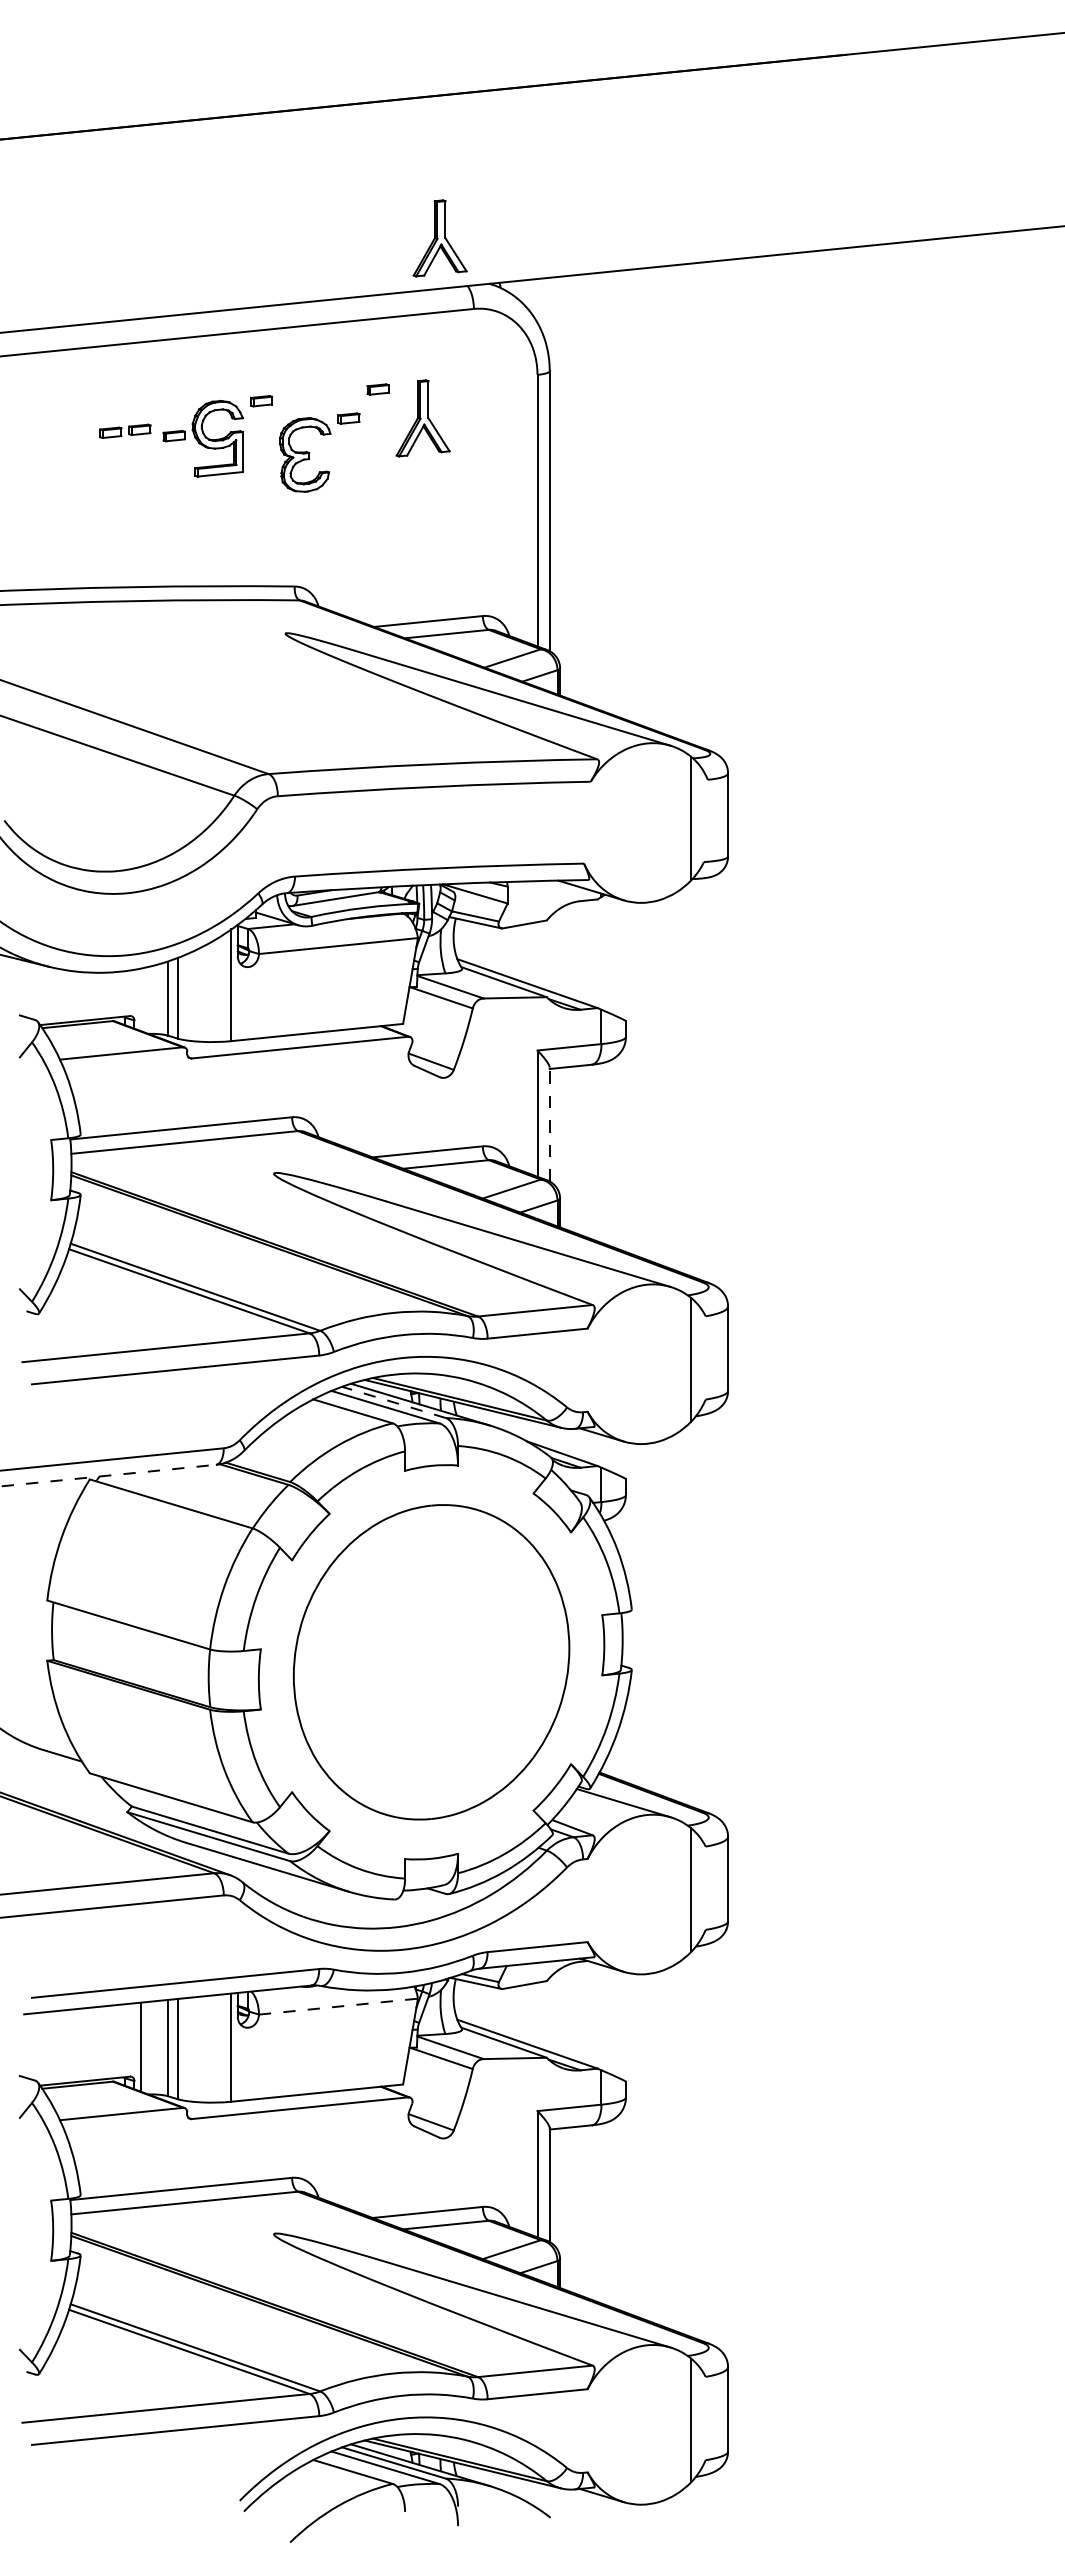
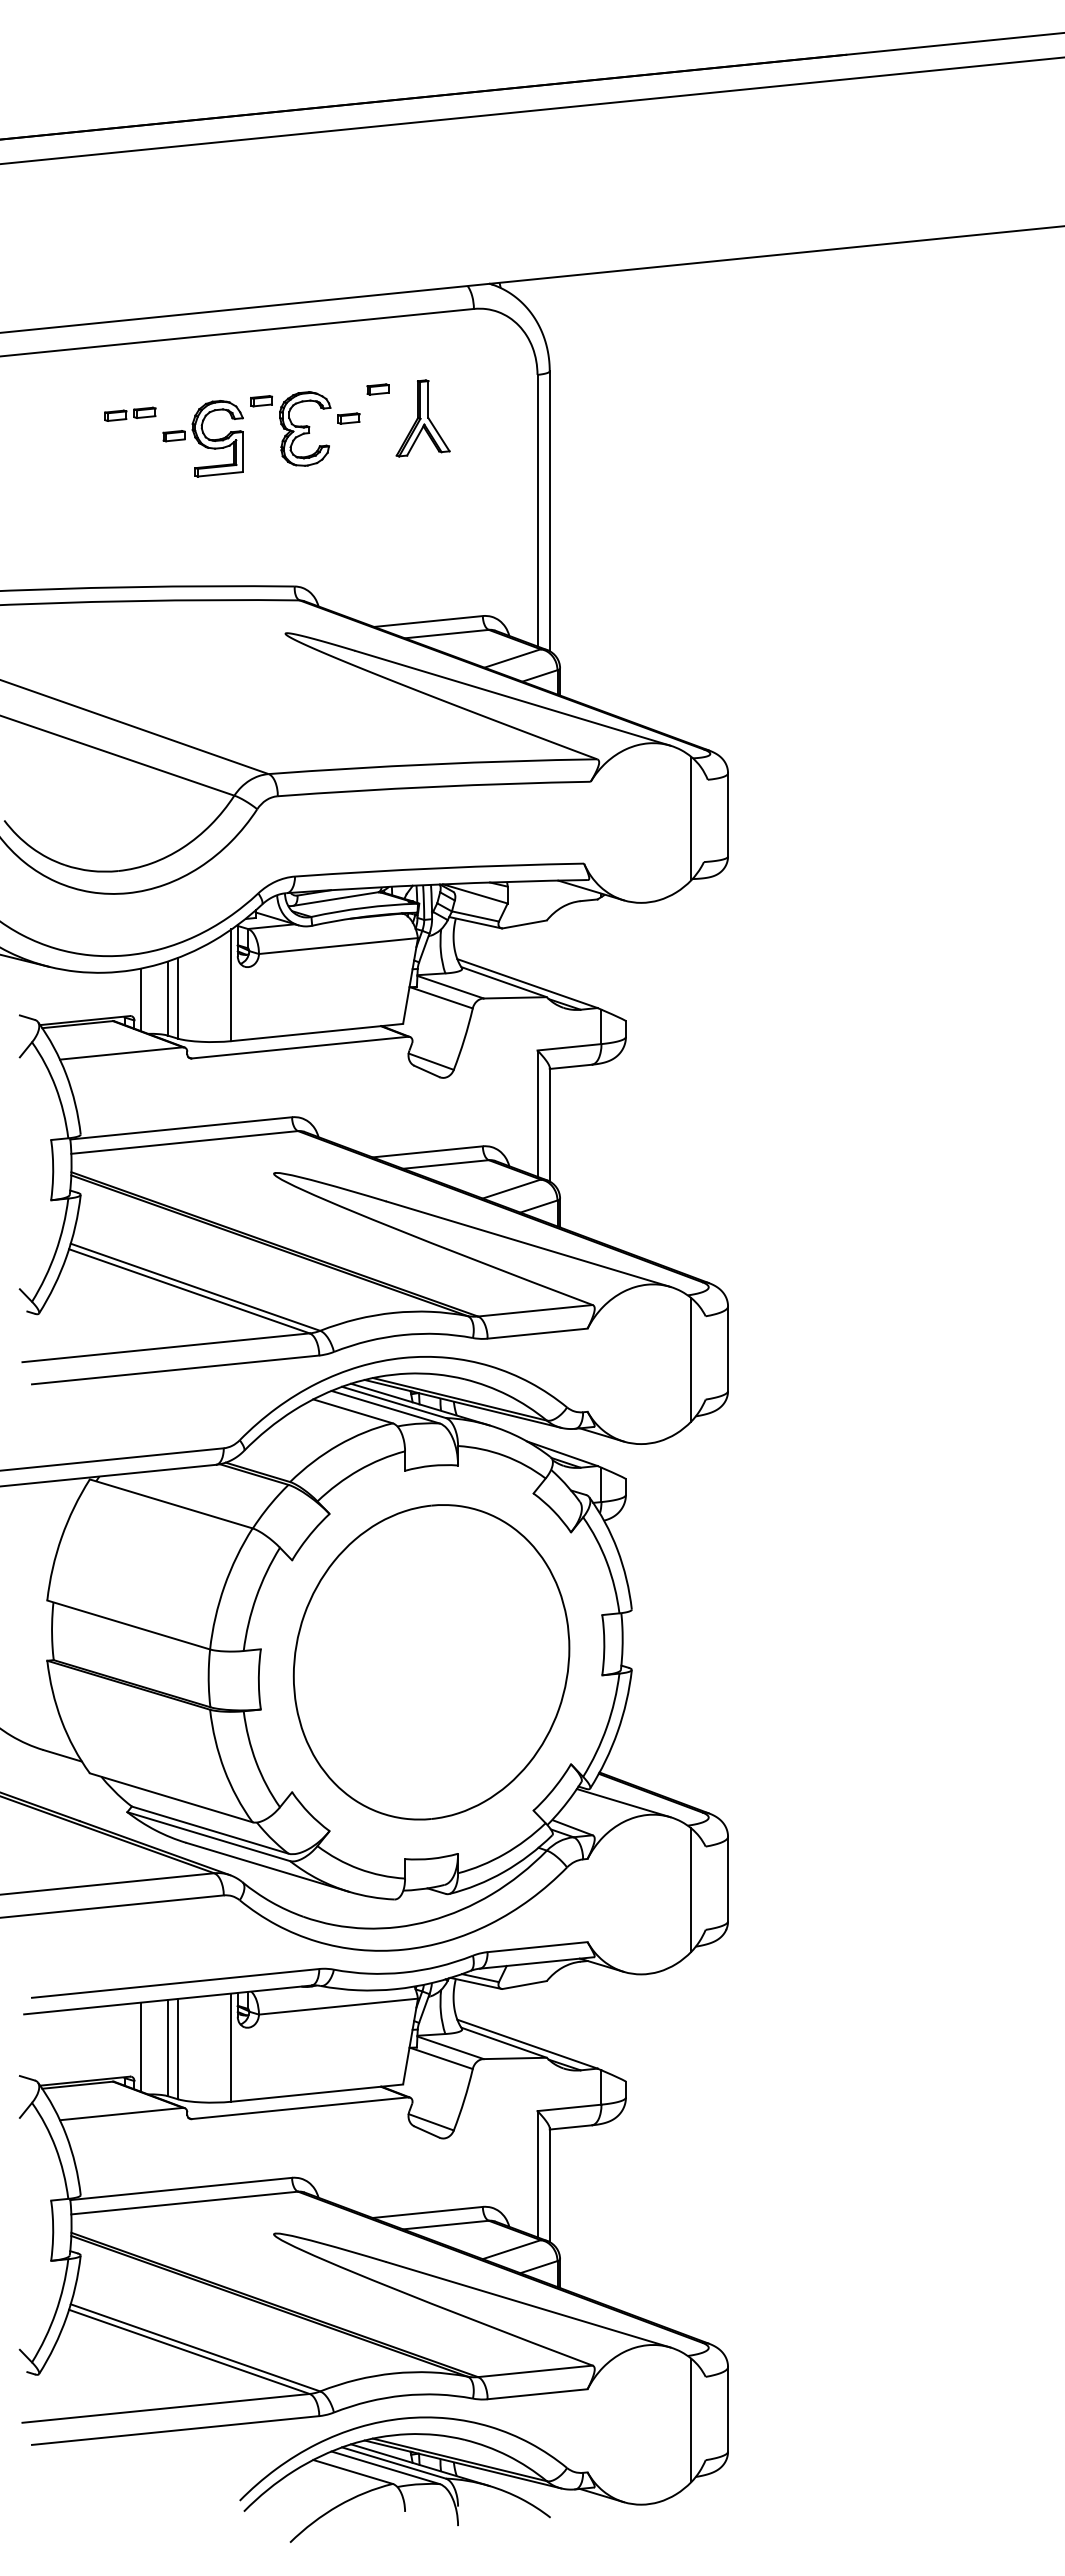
line: none -> present (531, 110)
part: present -> none (439, 238)
part position: (125, 430) -> (130, 413) (130, 413)
part position: (305, 454) -> (305, 428) (305, 428)
line: none -> present (140, 999)
line: dashed -> solid (549, 1124)
line: dashed -> solid (393, 1402)
line: dashed -> solid (108, 1475)
line: dashed -> solid (338, 2006)
